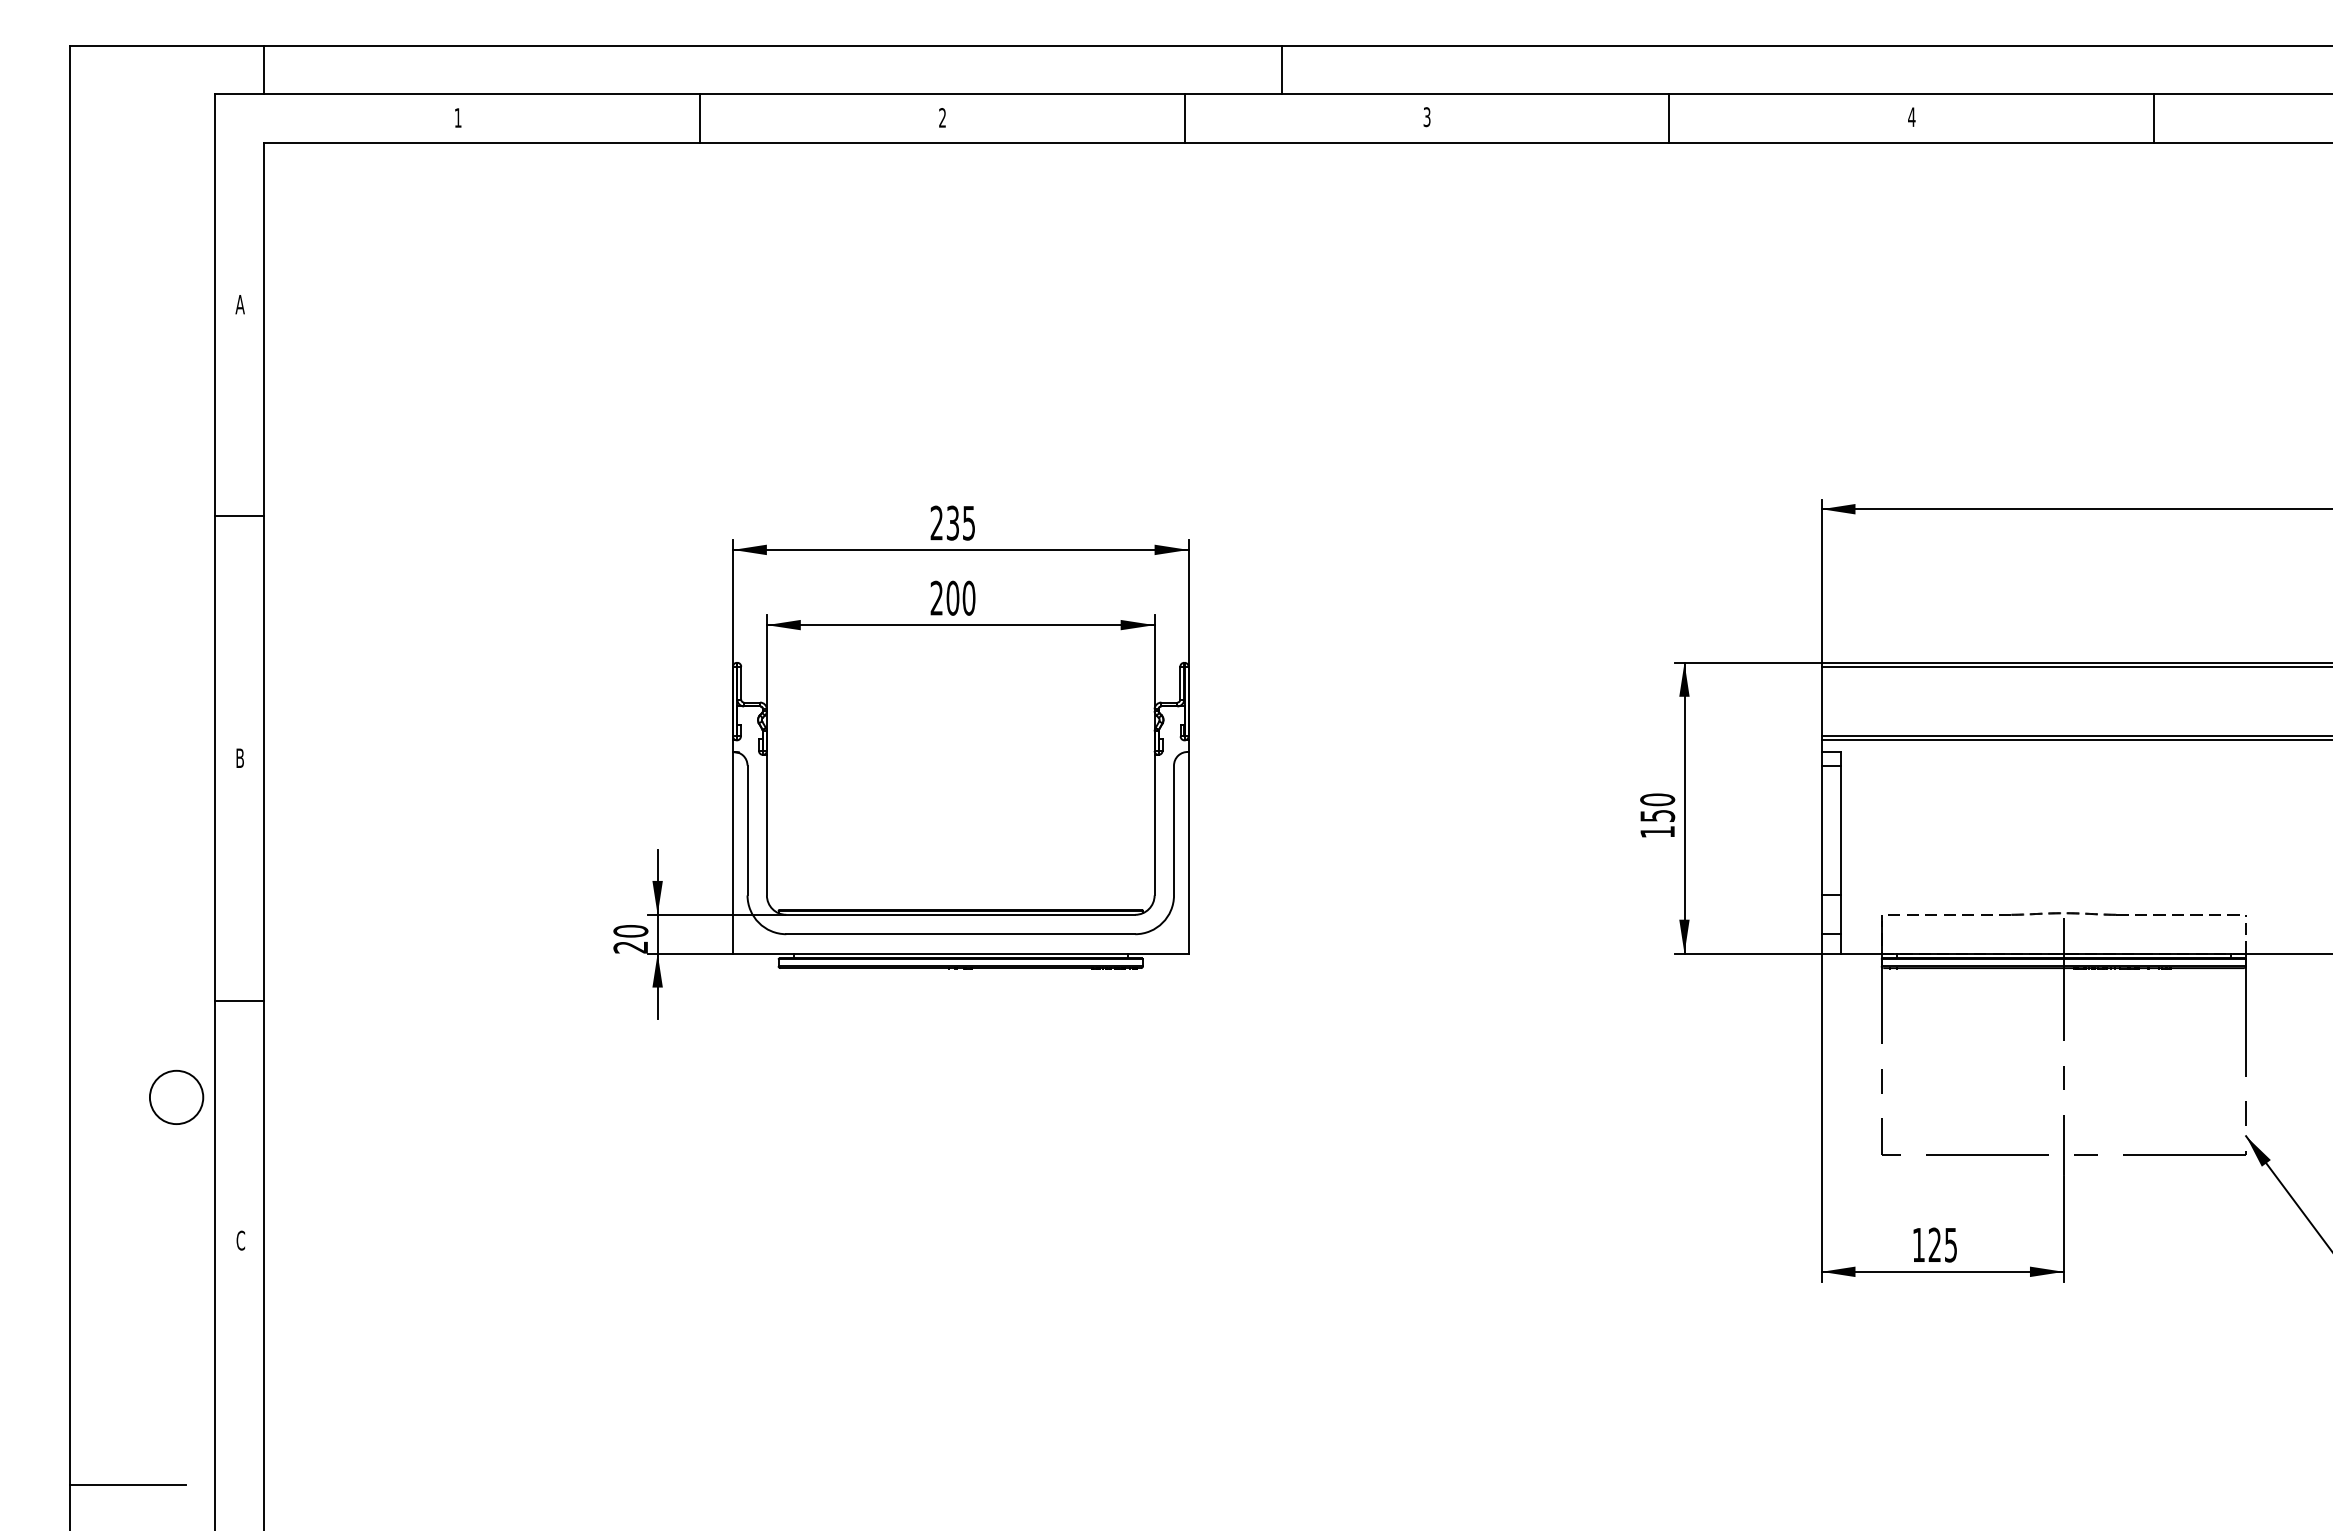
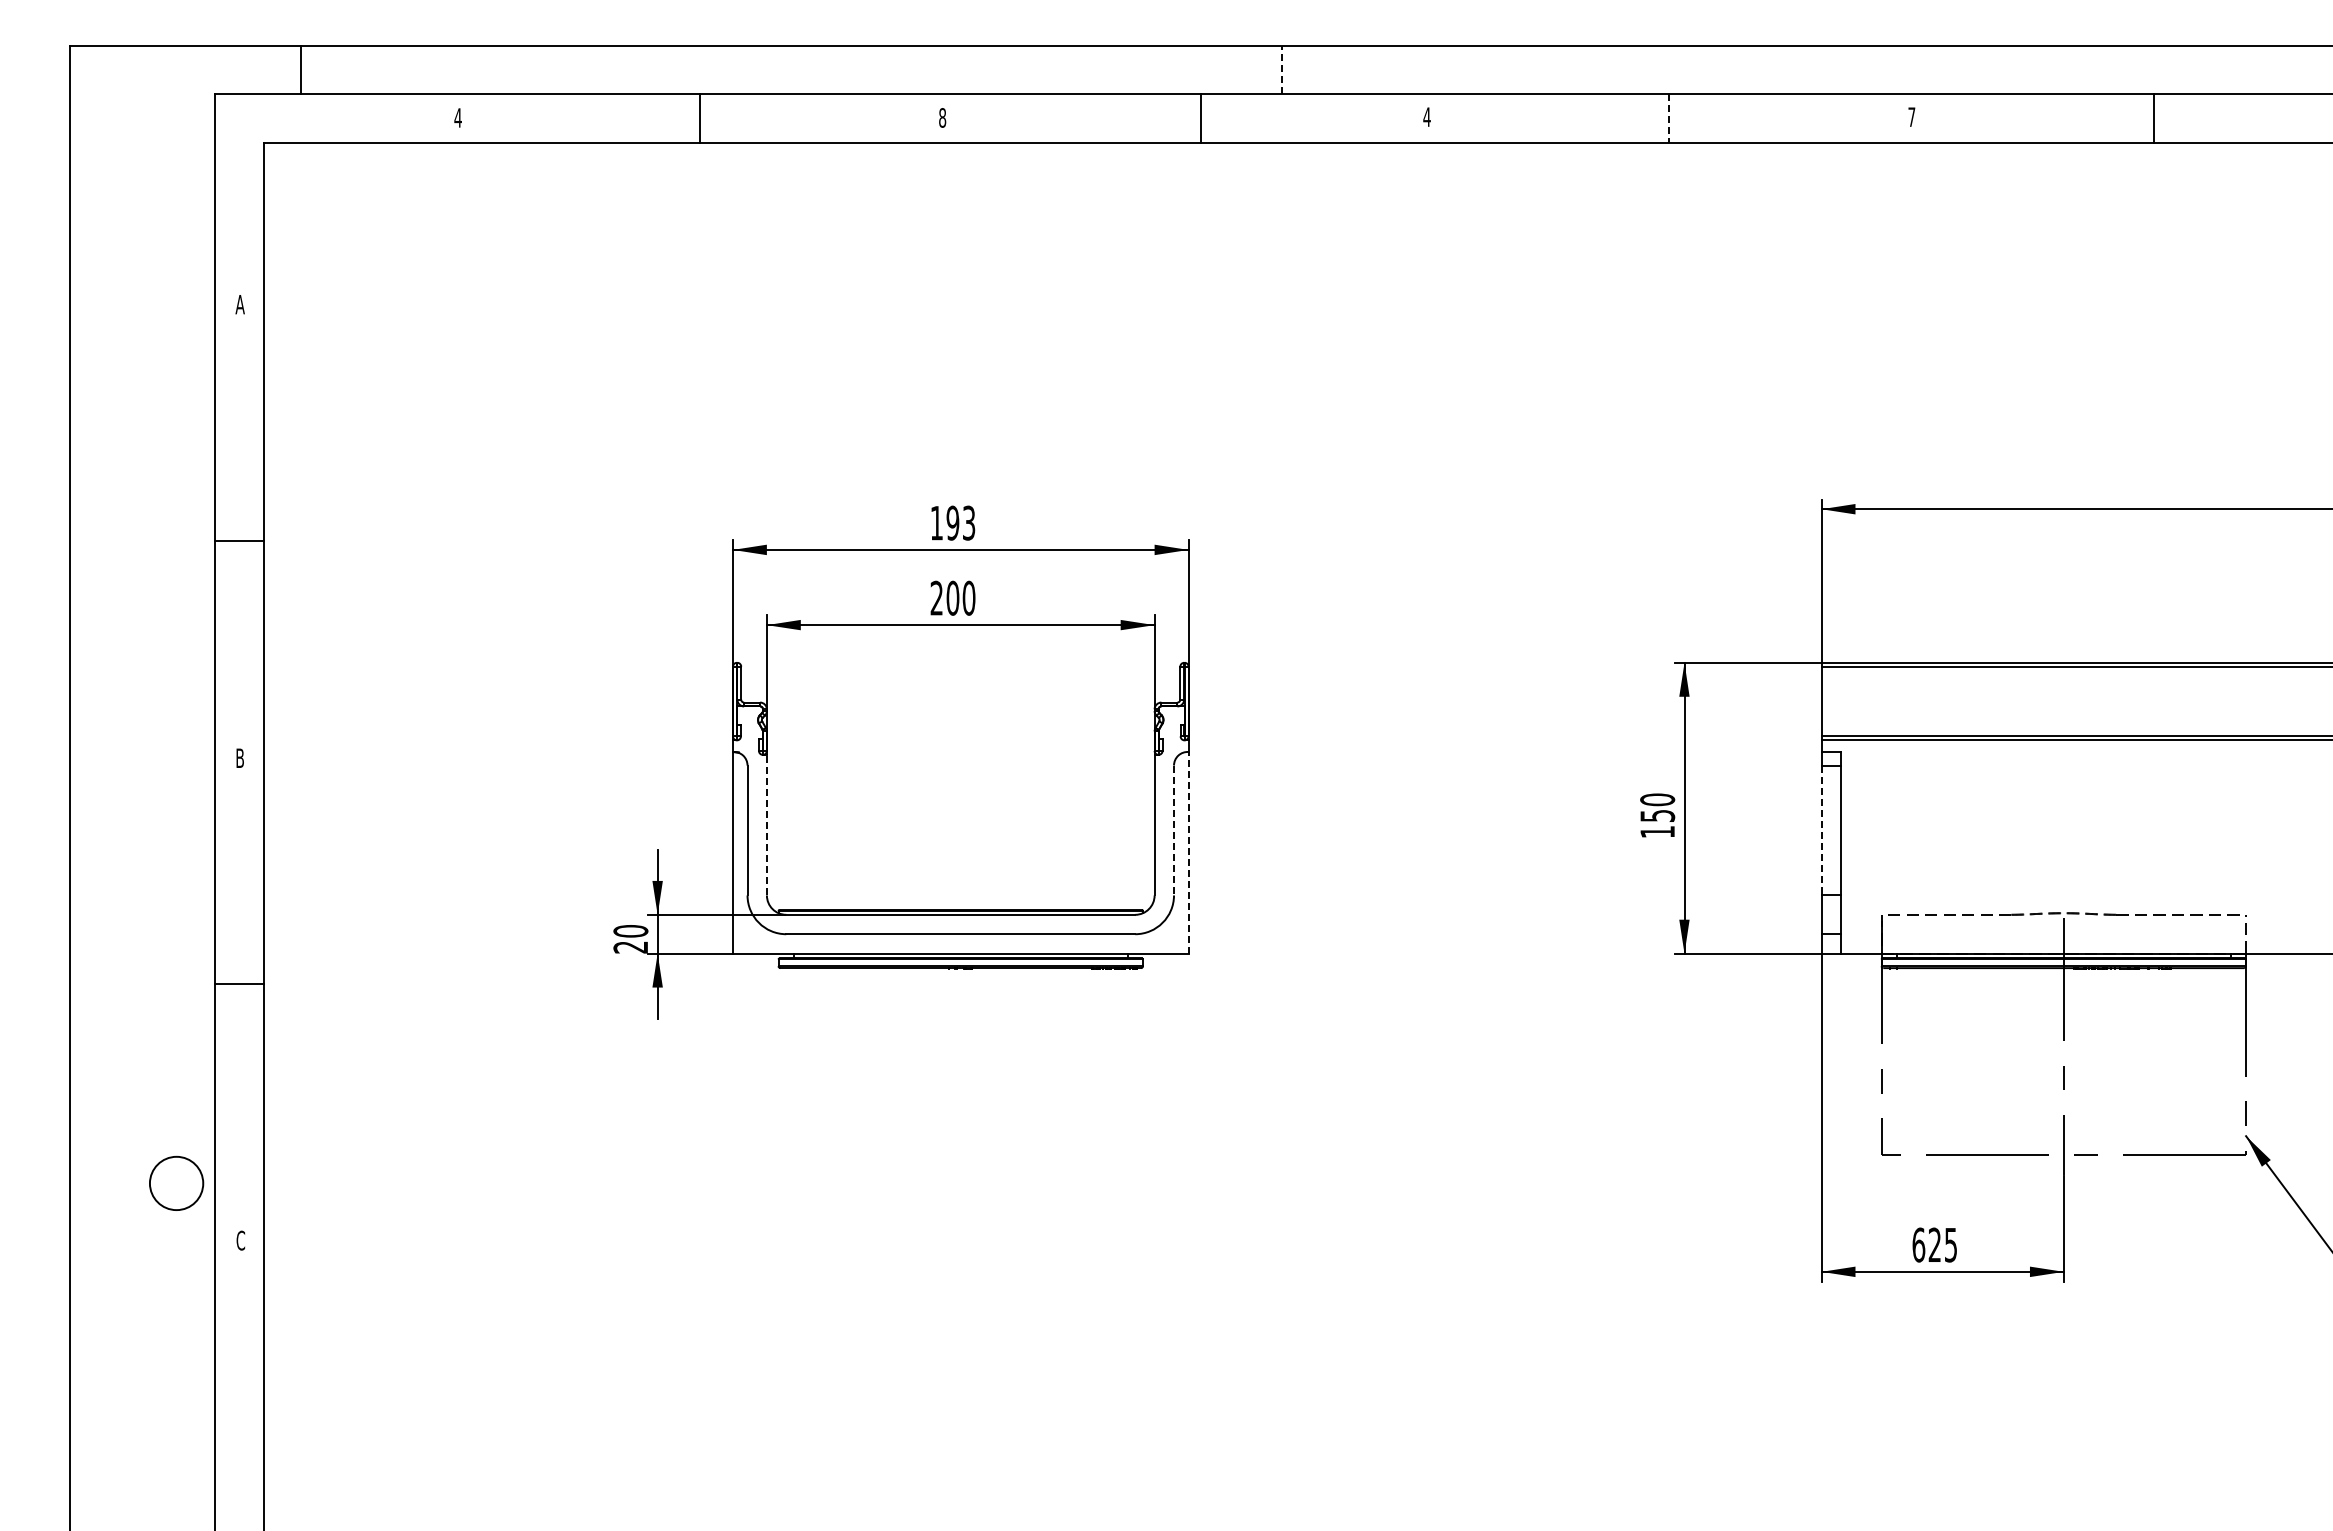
line position: (263, 69) -> (300, 69) (300, 69)
line: solid -> dashed (1281, 69)
text: 4 -> 7 (1911, 116)
text: 1 -> 4 (457, 117)
text: 2 -> 8 (942, 117)
text: 3 -> 4 (1426, 117)
line position: (1184, 118) -> (1200, 118) (1200, 118)
line: solid -> dashed (1669, 119)
line position: (239, 515) -> (239, 540) (239, 540)
text: 235 -> 193 (952, 522)
line: solid -> dashed (766, 824)
line: solid -> dashed (1174, 830)
line: solid -> dashed (1821, 830)
line: solid -> dashed (1188, 852)
line position: (239, 1000) -> (239, 983) (239, 983)
circle position: (176, 1096) -> (176, 1182) (176, 1182)
text: 125 -> 625 (1918, 1244)
line: present -> none (127, 1485)
